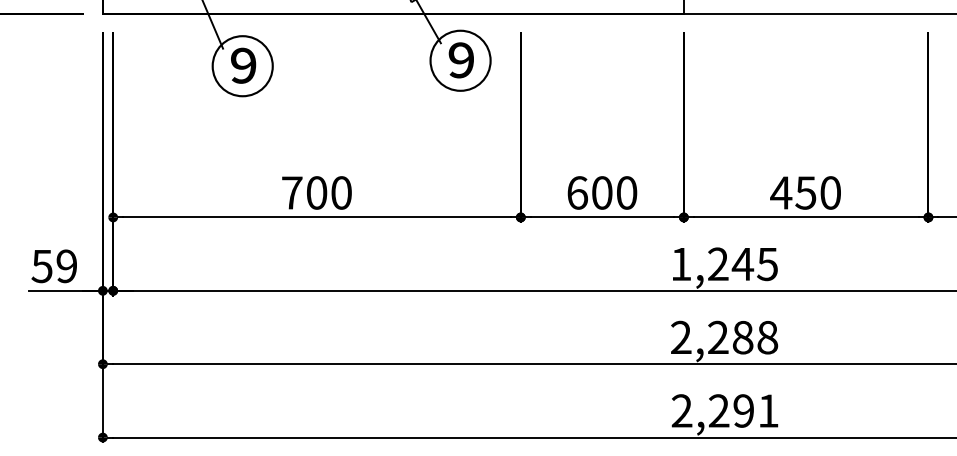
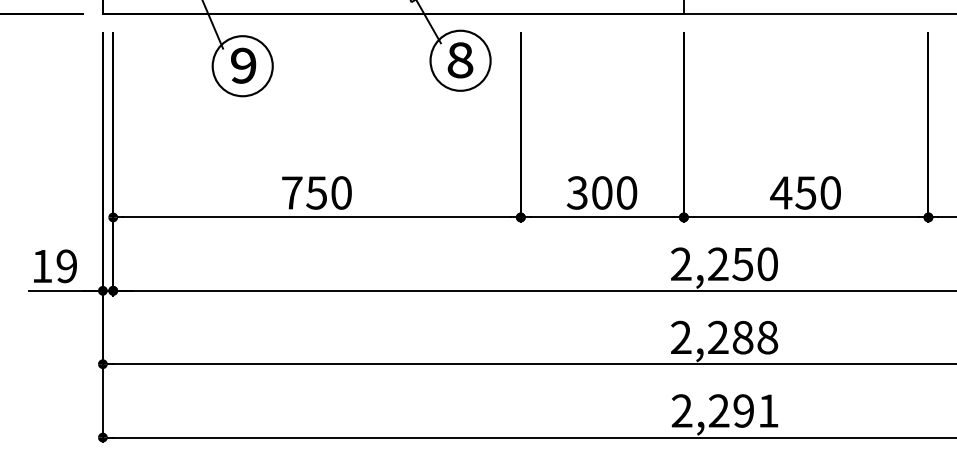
text: ⑨ -> ⑧ (460, 60)
text: 700 -> 750 (316, 192)
text: 600 -> 300 (577, 192)
text: 1,245 -> 2,250 (724, 264)
text: 59 -> 19 (41, 266)
